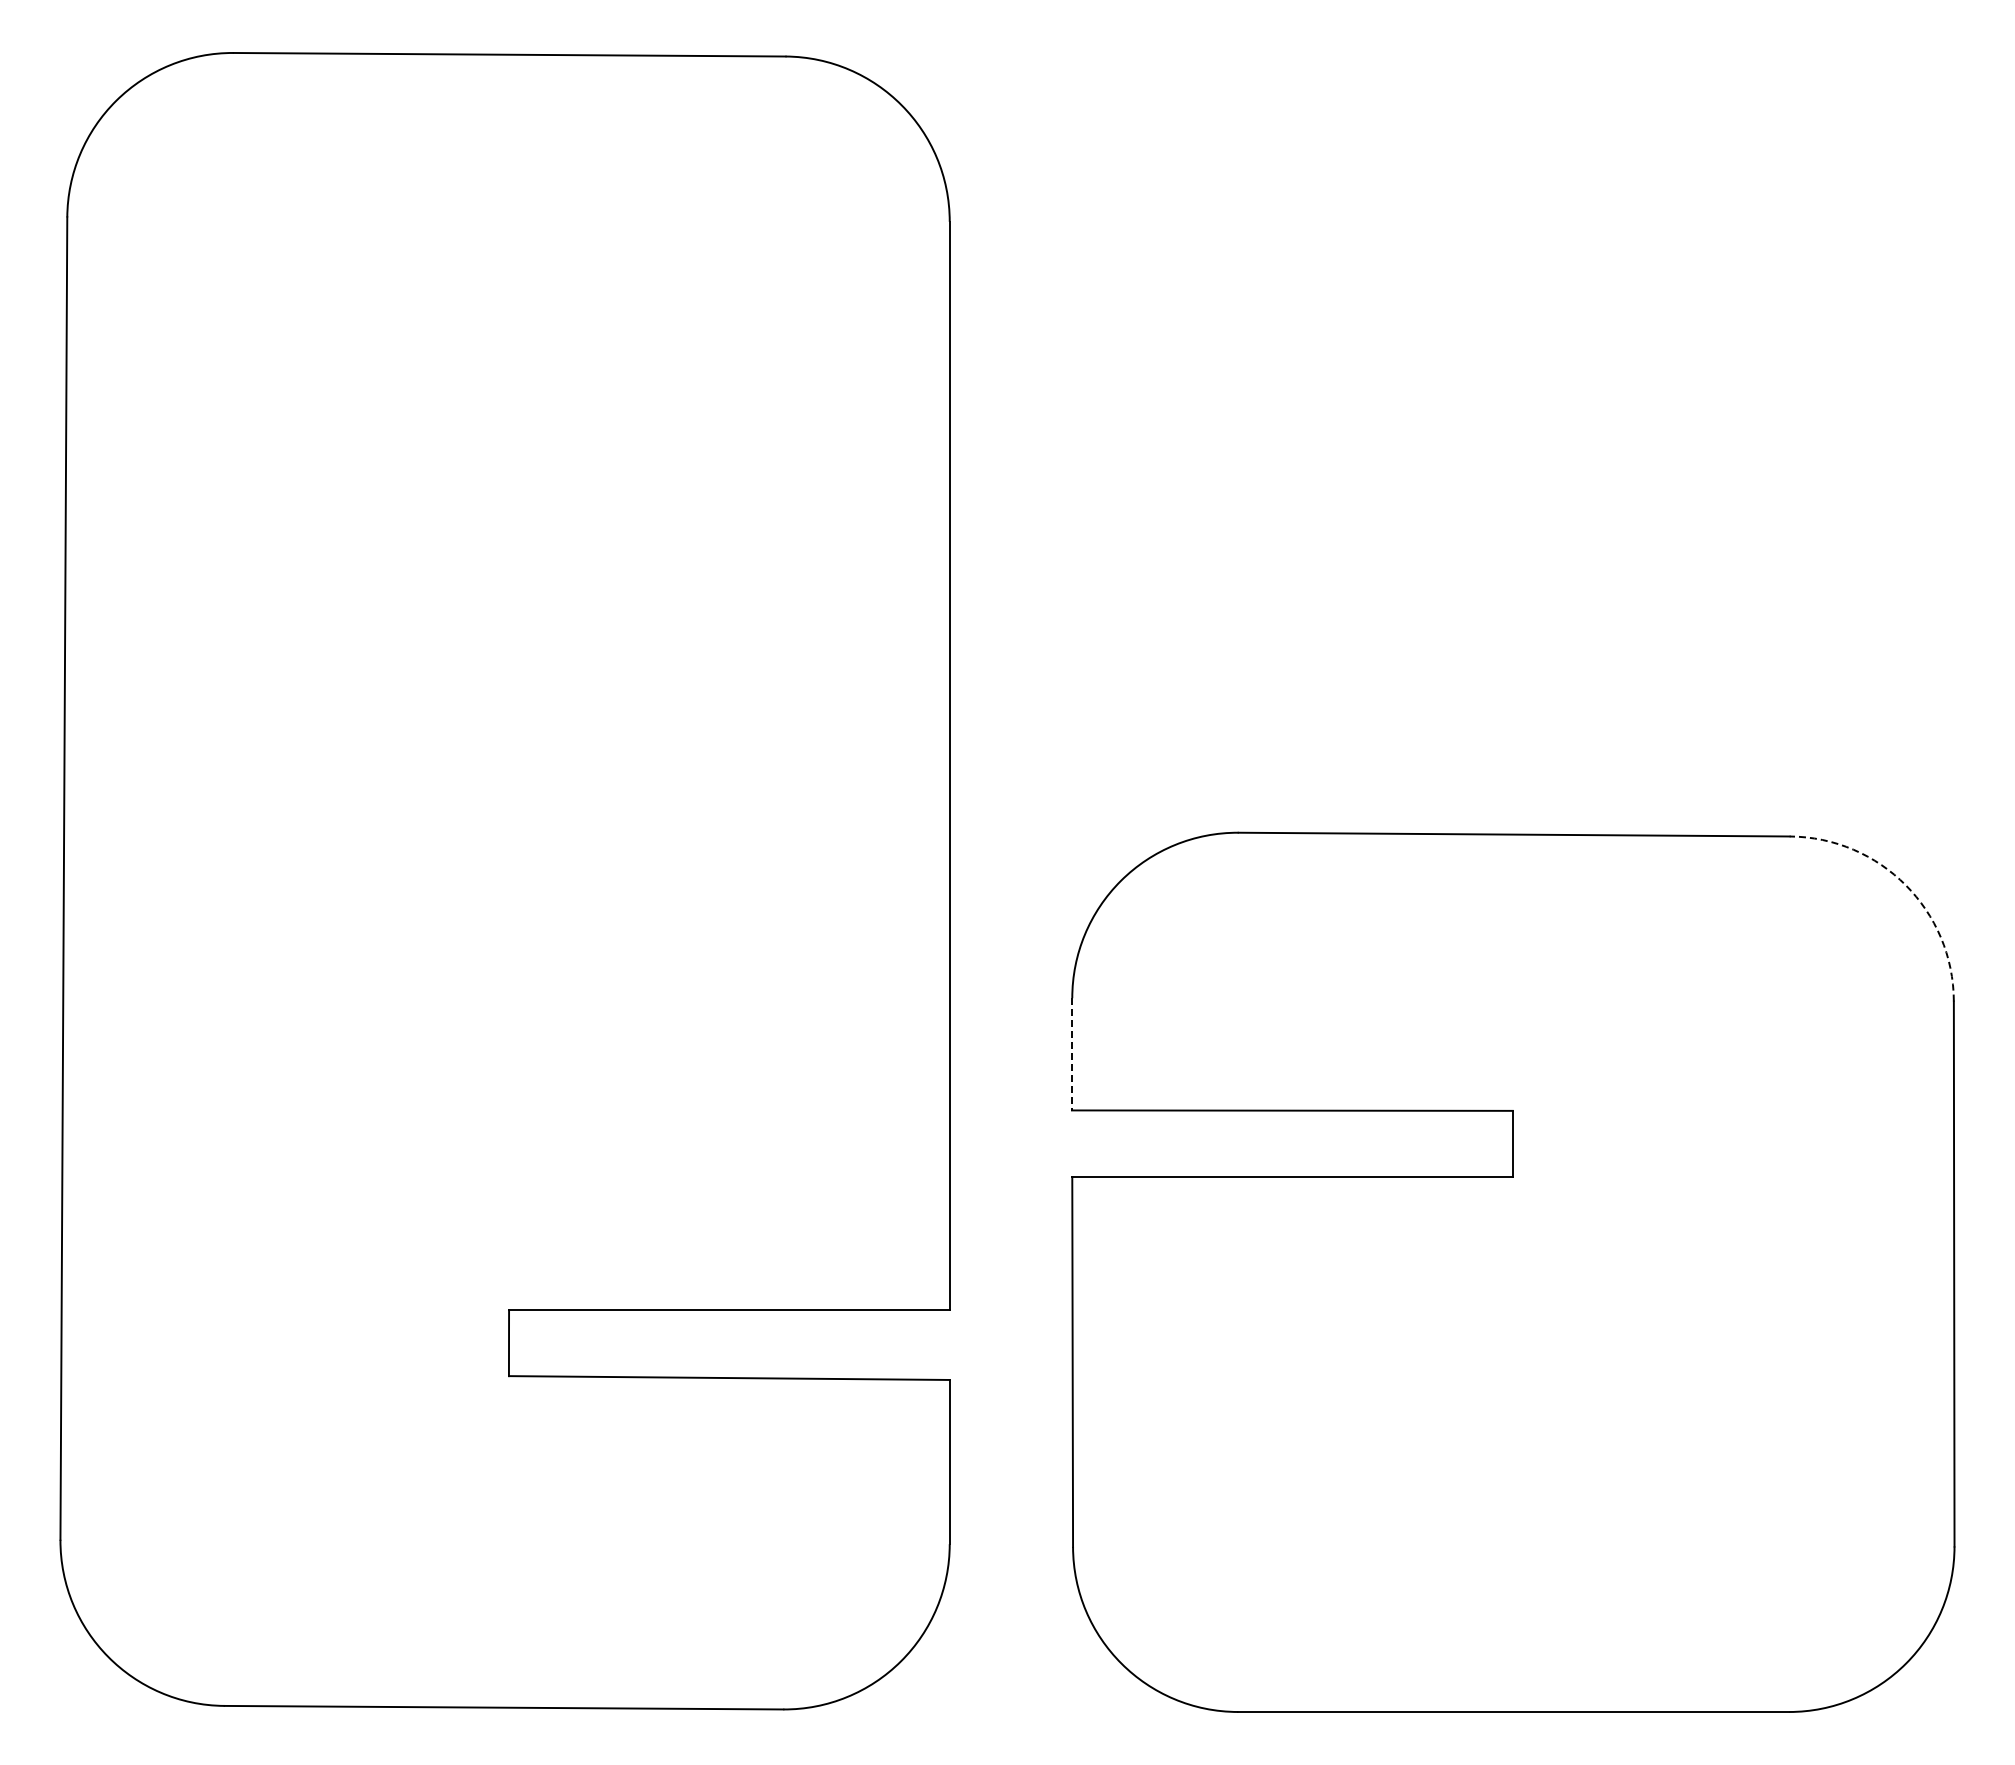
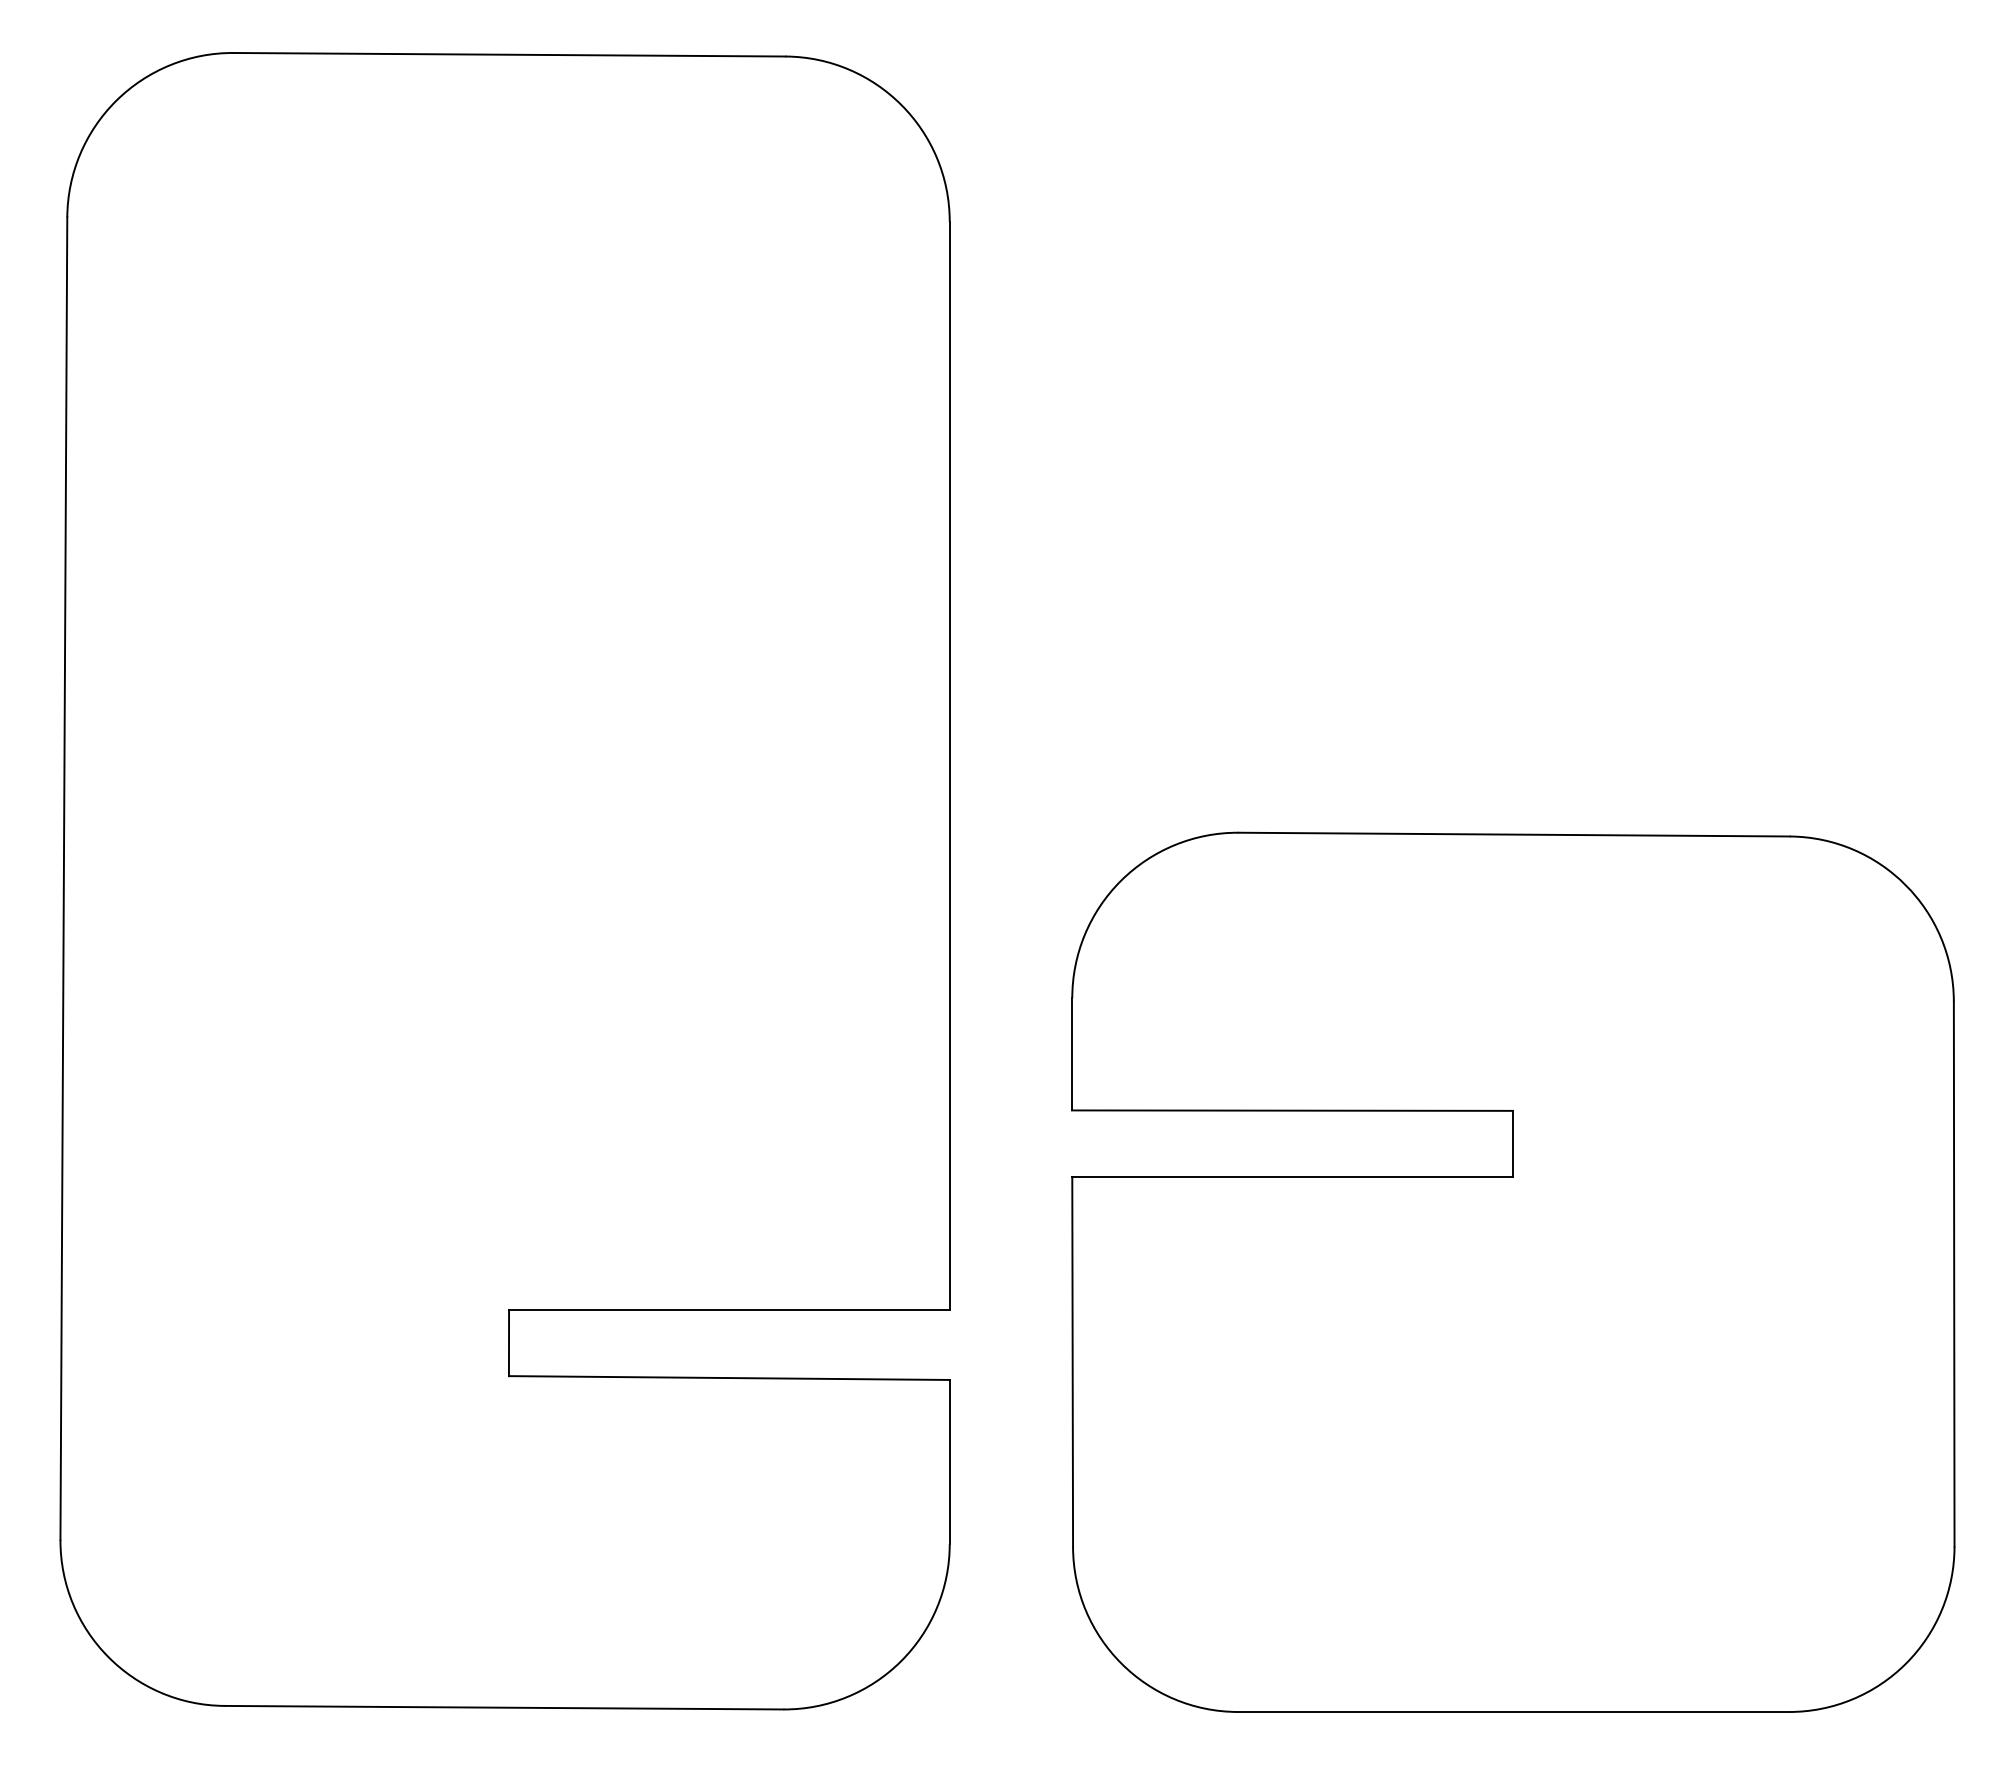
arc: dashed -> solid (1905, 885)
line: dashed -> solid (1072, 1054)
